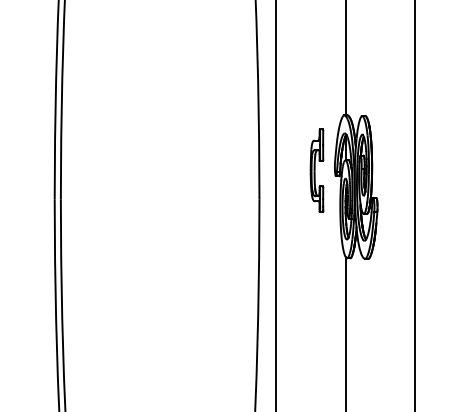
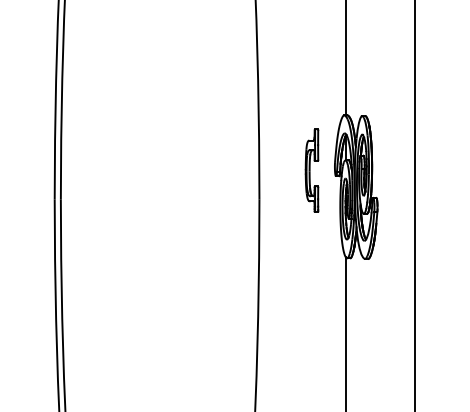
part position: (316, 170) -> (311, 170) (311, 170)
line: present -> none (276, 205)
